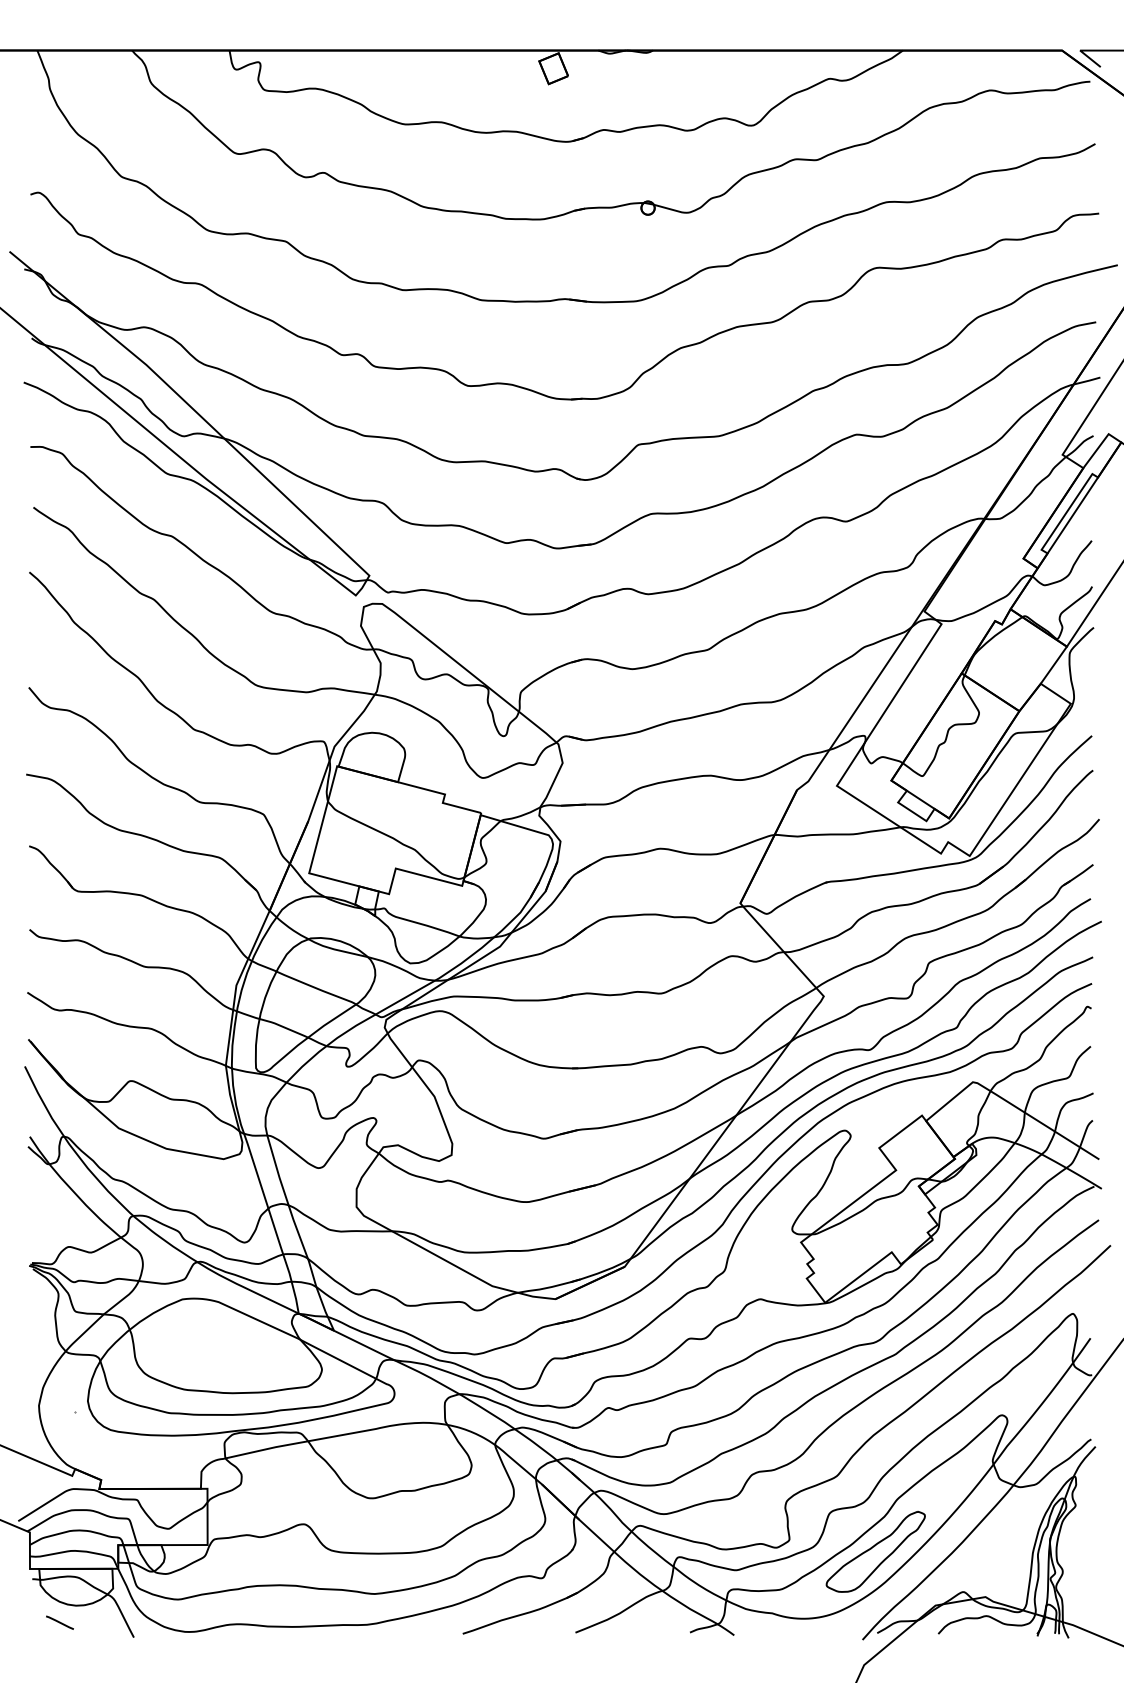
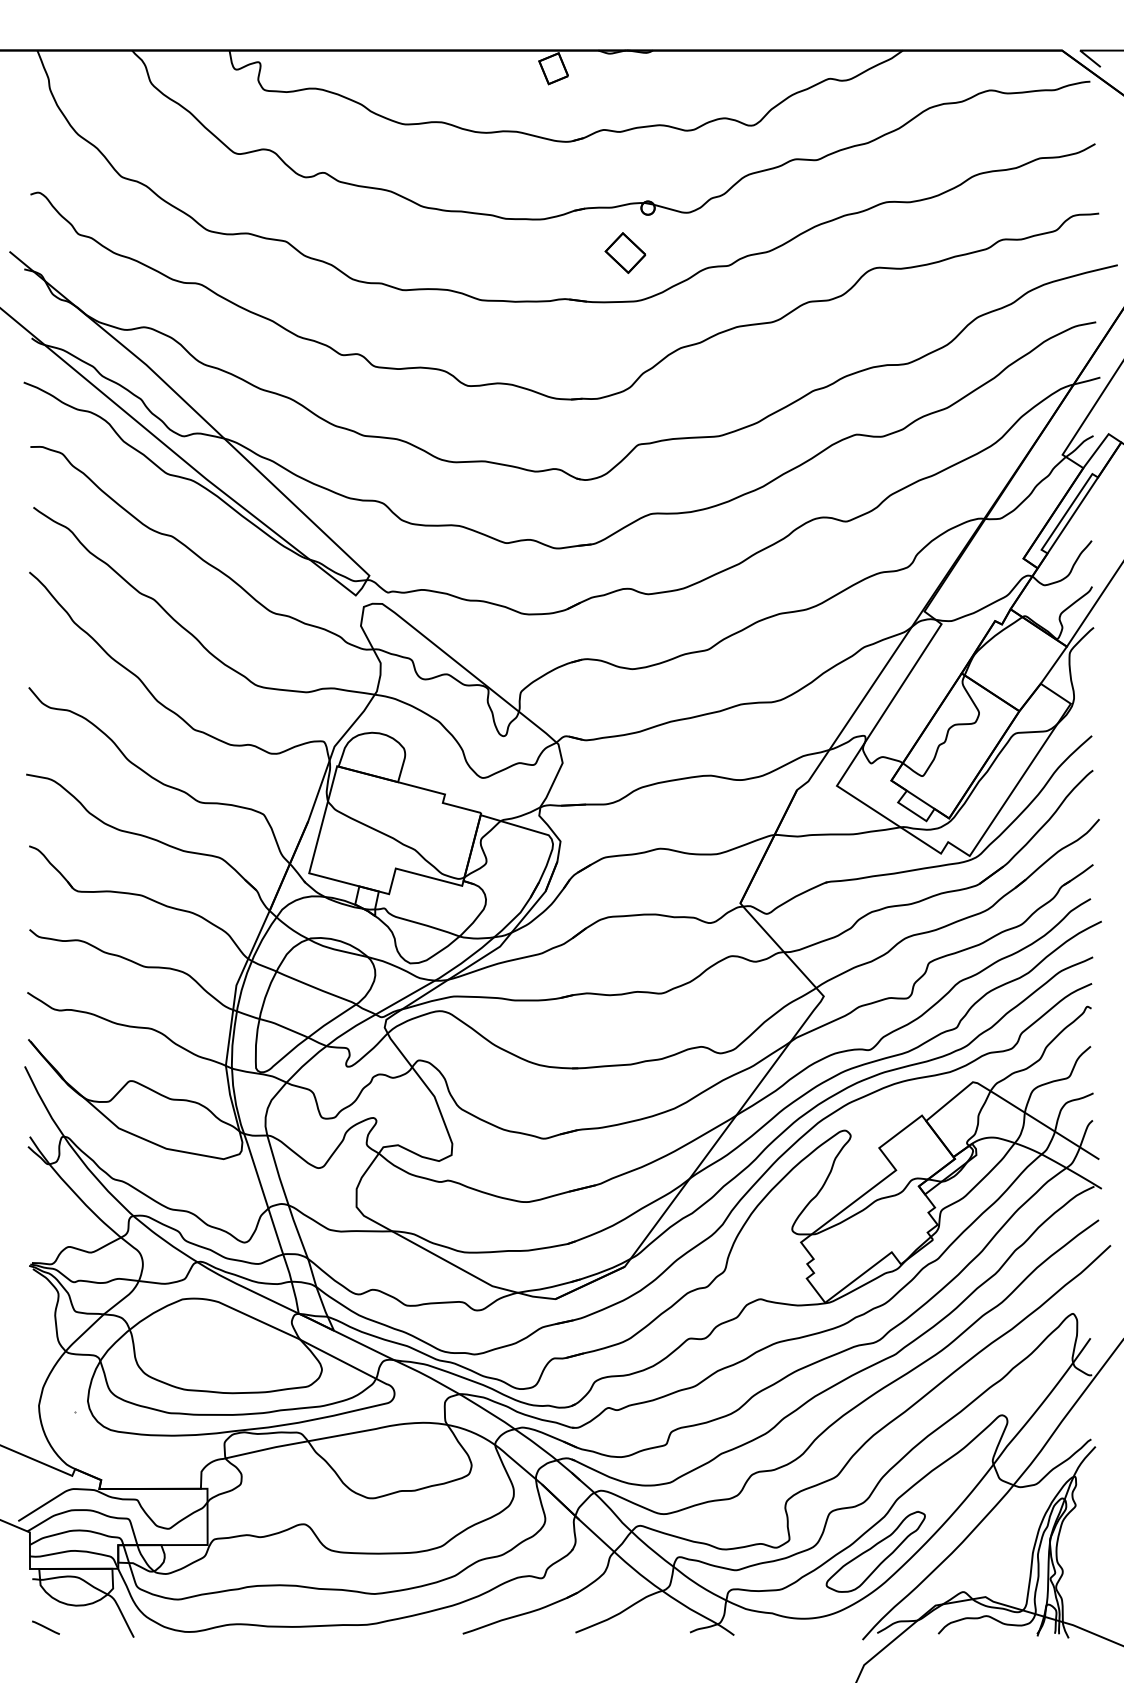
part: none -> present (625, 252)
line position: (59, 1622) -> (45, 1627) (45, 1627)
